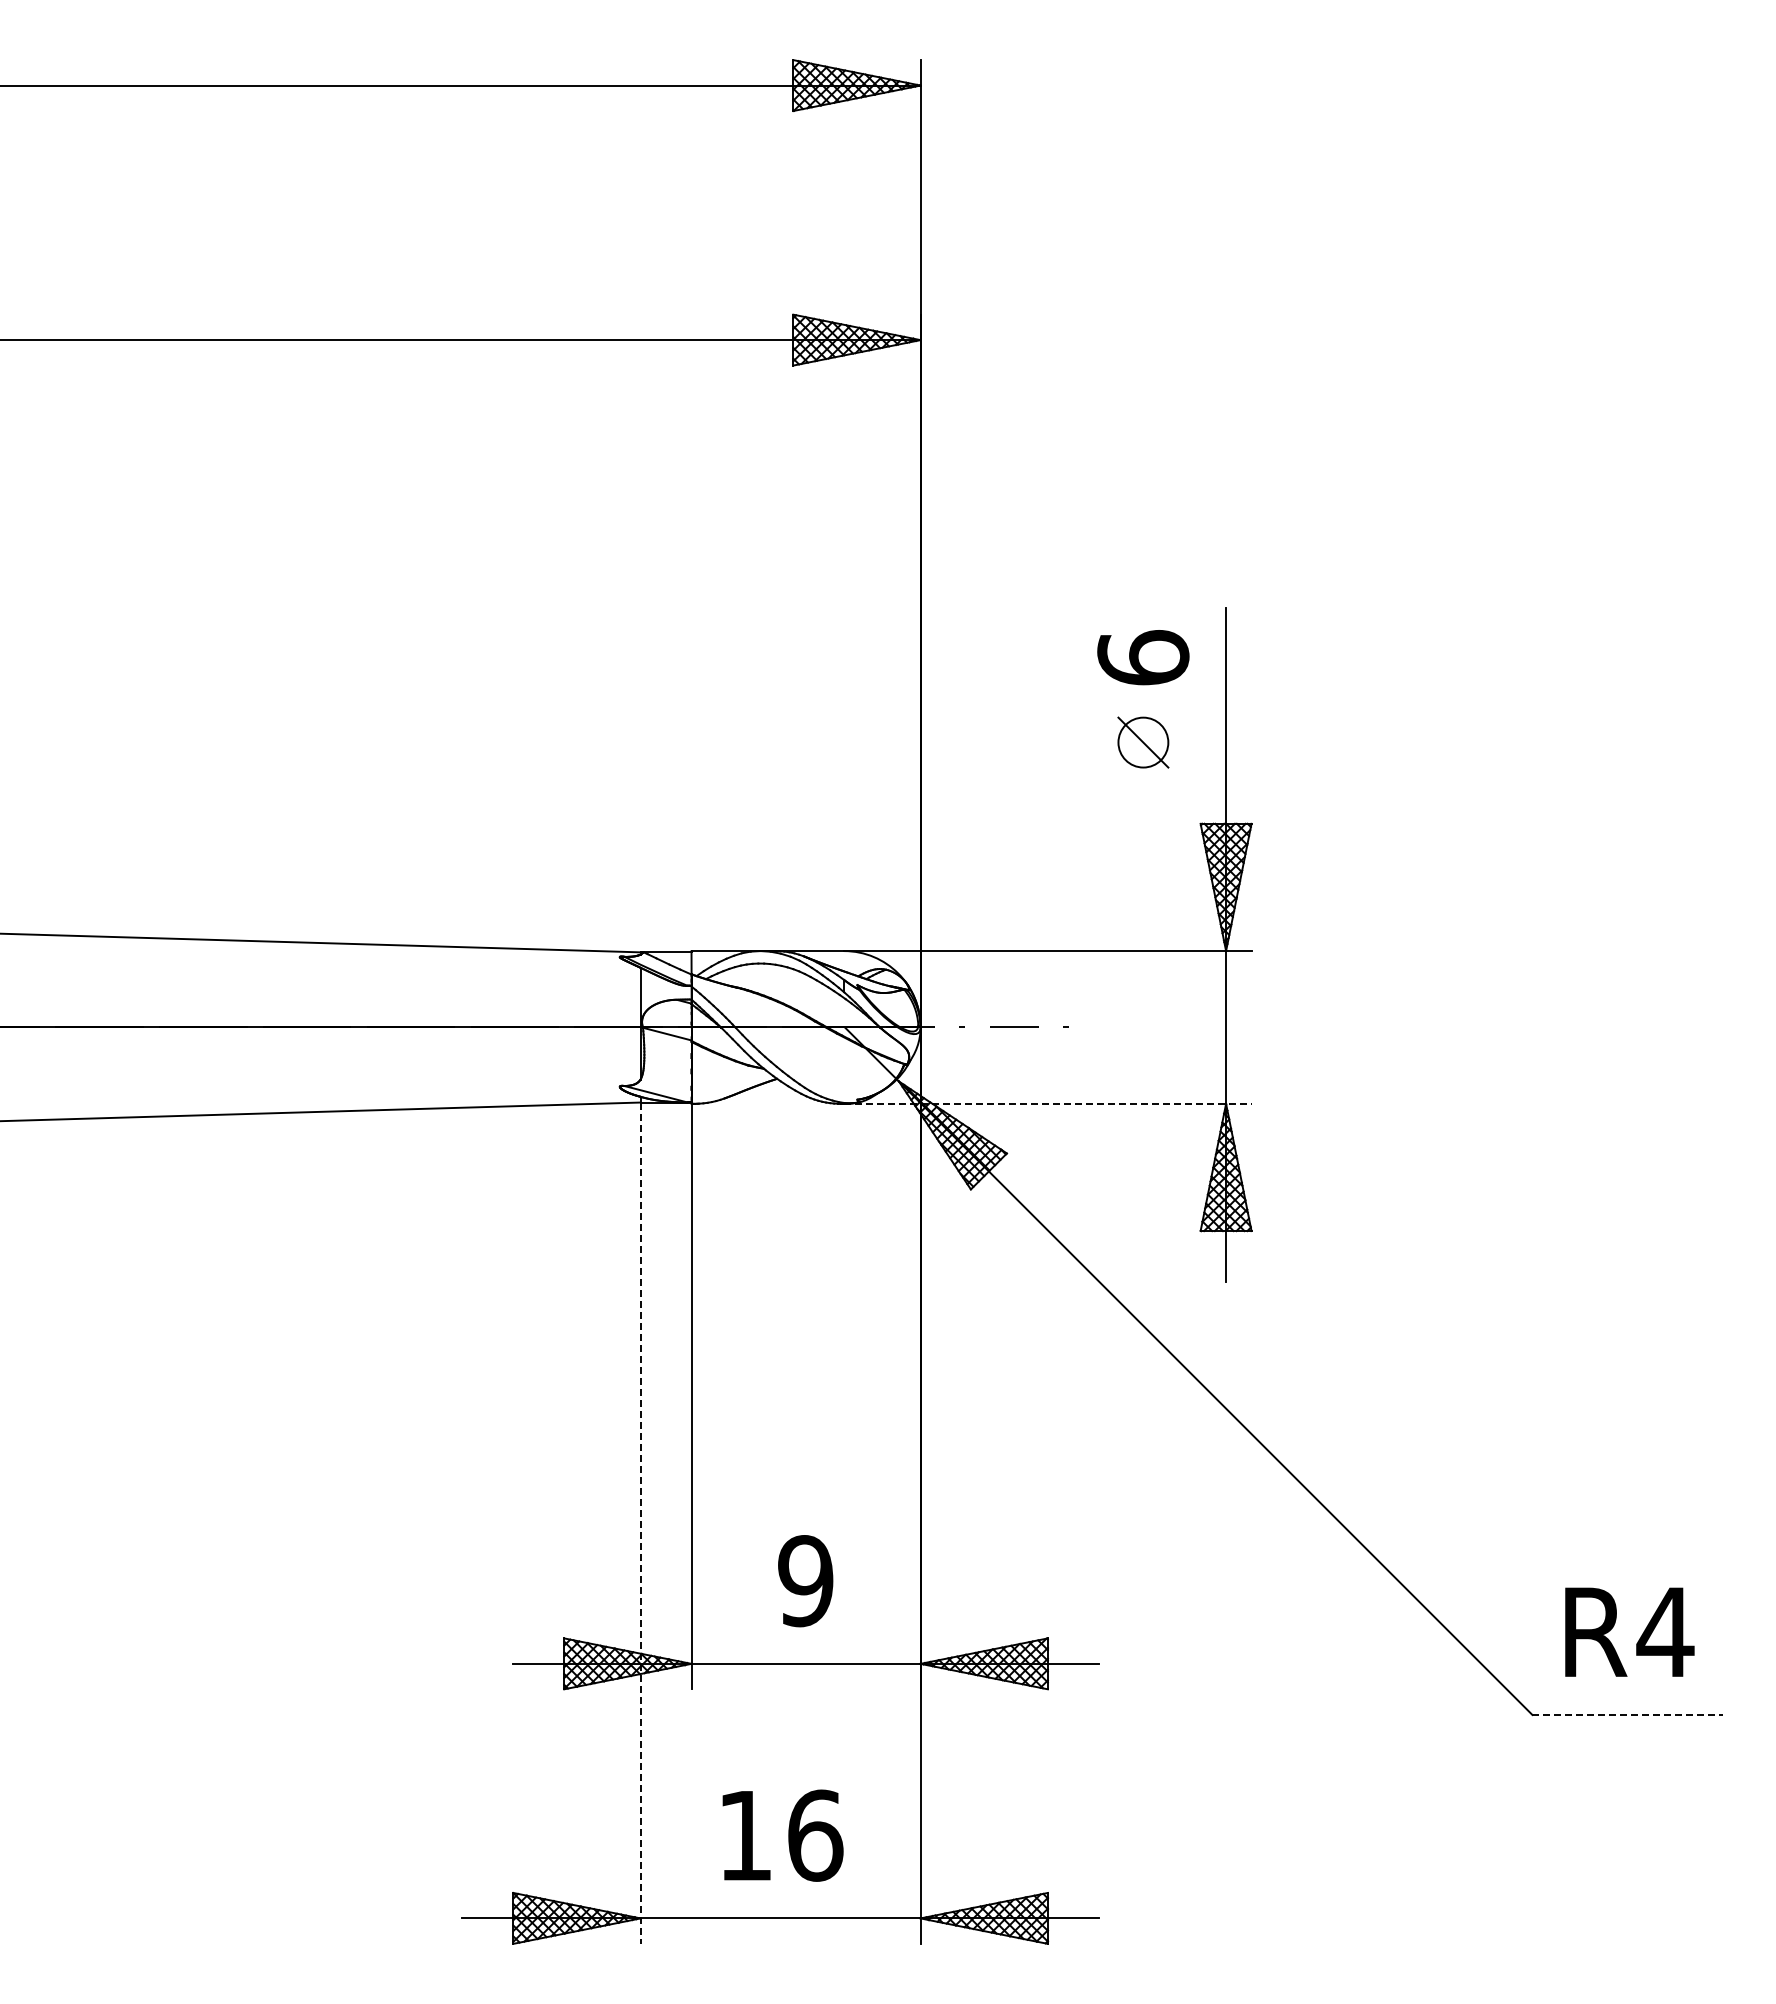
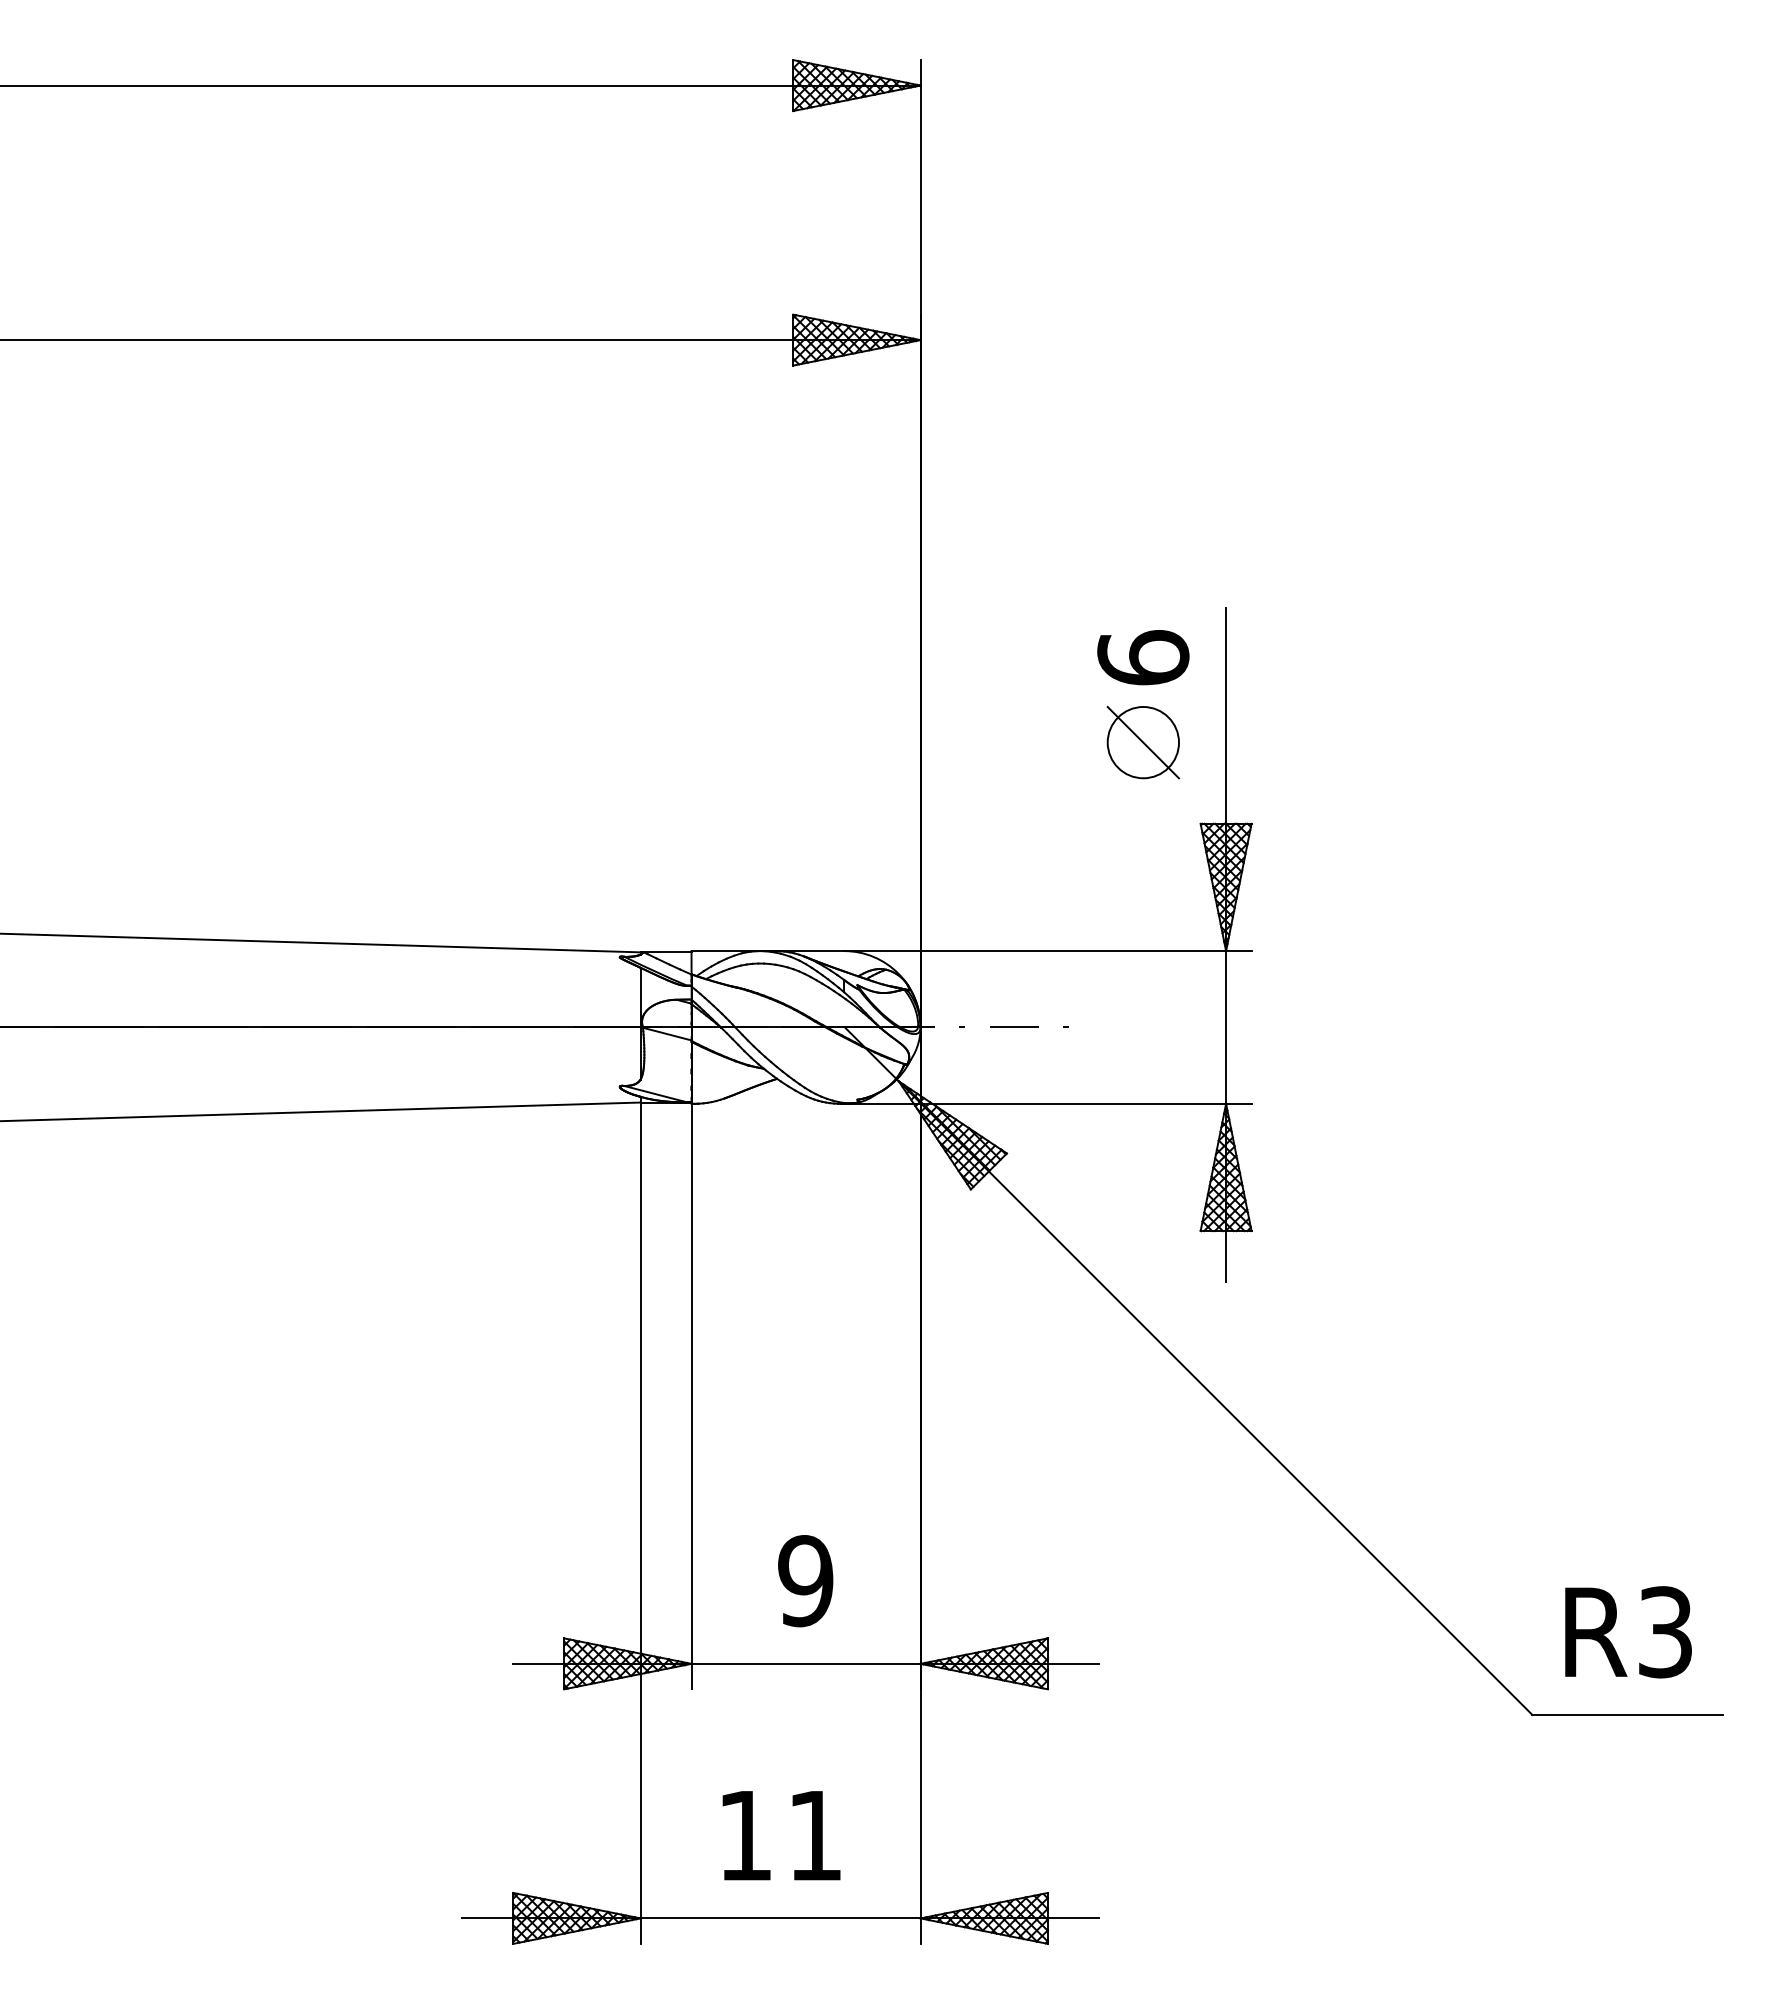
part size: 53x53 px -> 75x75 px (1143, 742)
line: dashed -> solid (1047, 1103)
line: dashed -> solid (640, 1523)
text: R4 -> R3 (1665, 1632)
line: dashed -> solid (1628, 1715)
text: 16 -> 11 (815, 1835)
